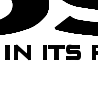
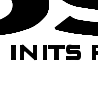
part position: (17, 51) -> (23, 51) (23, 51)
